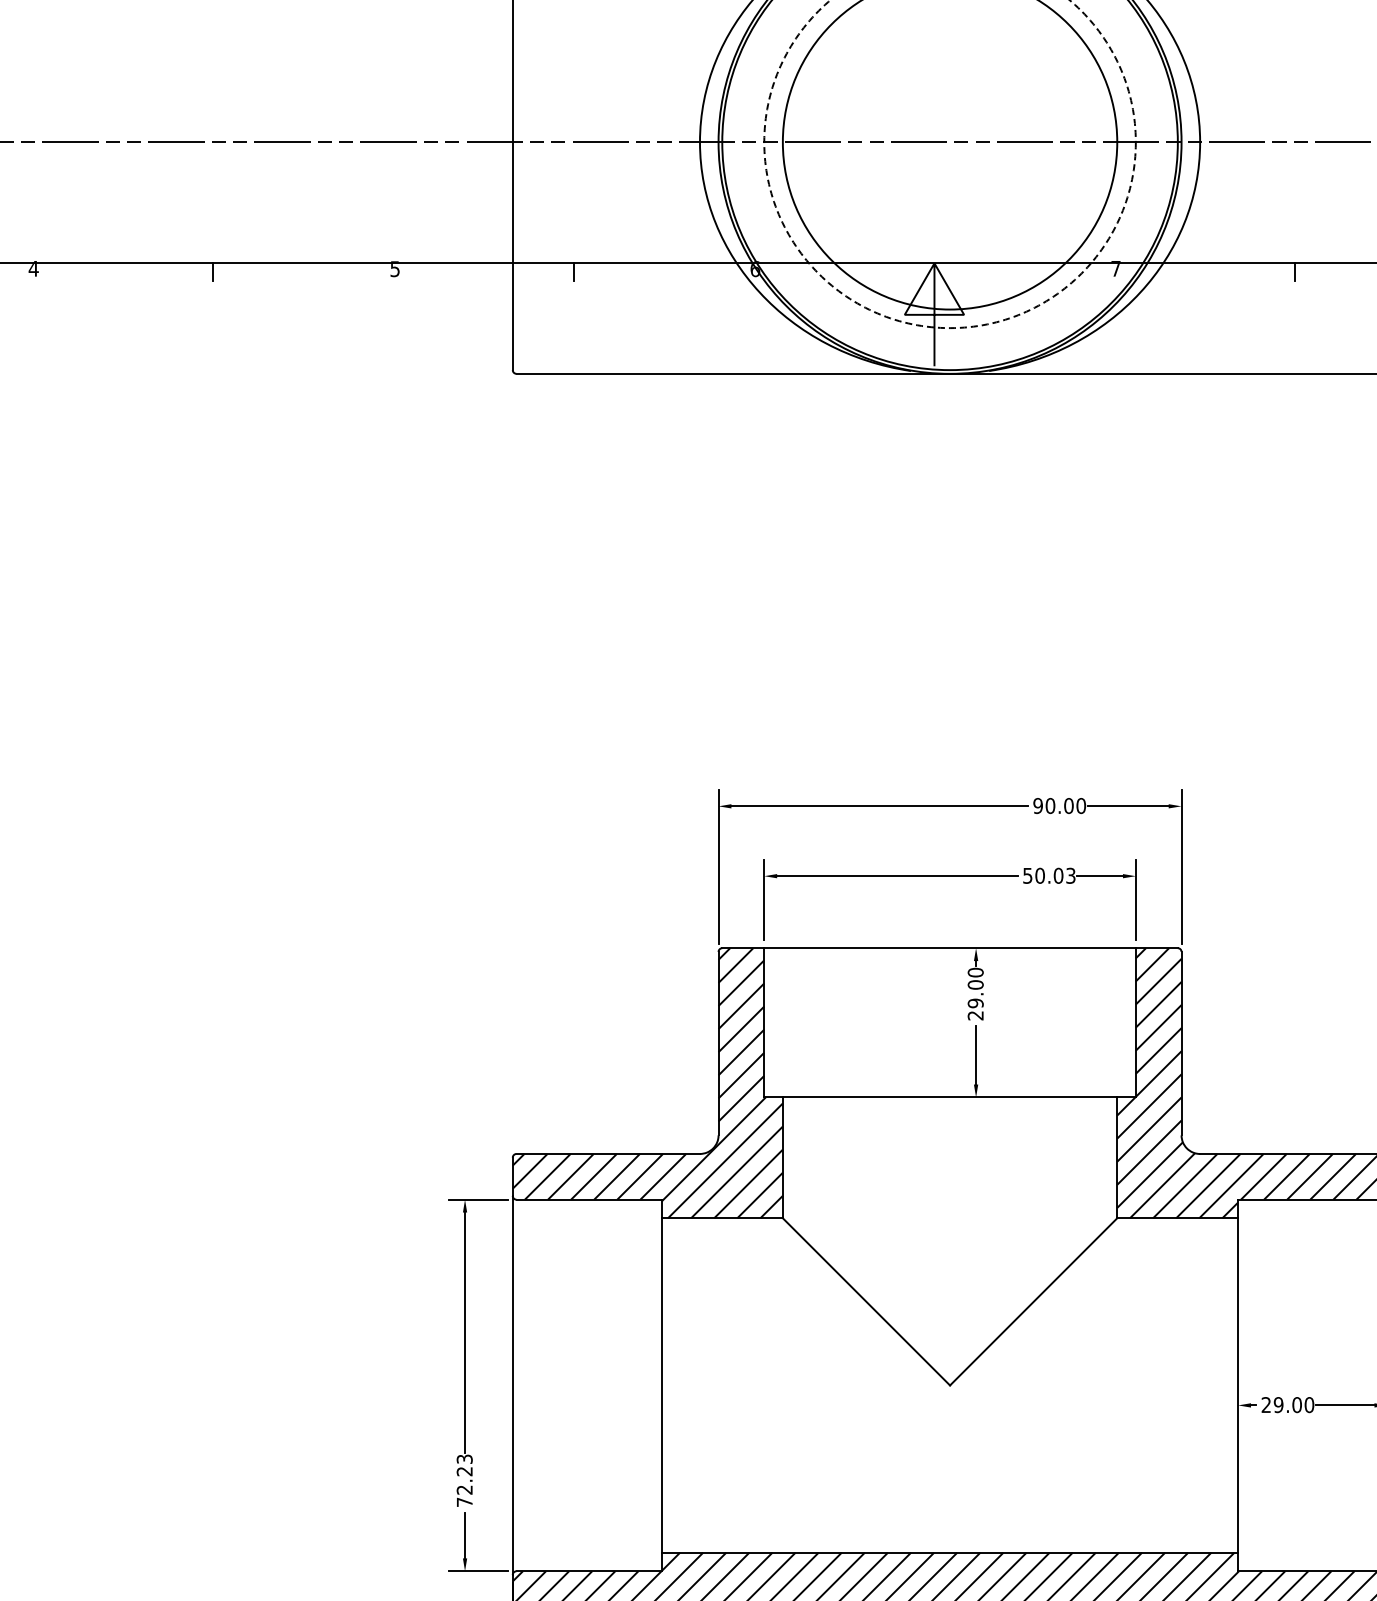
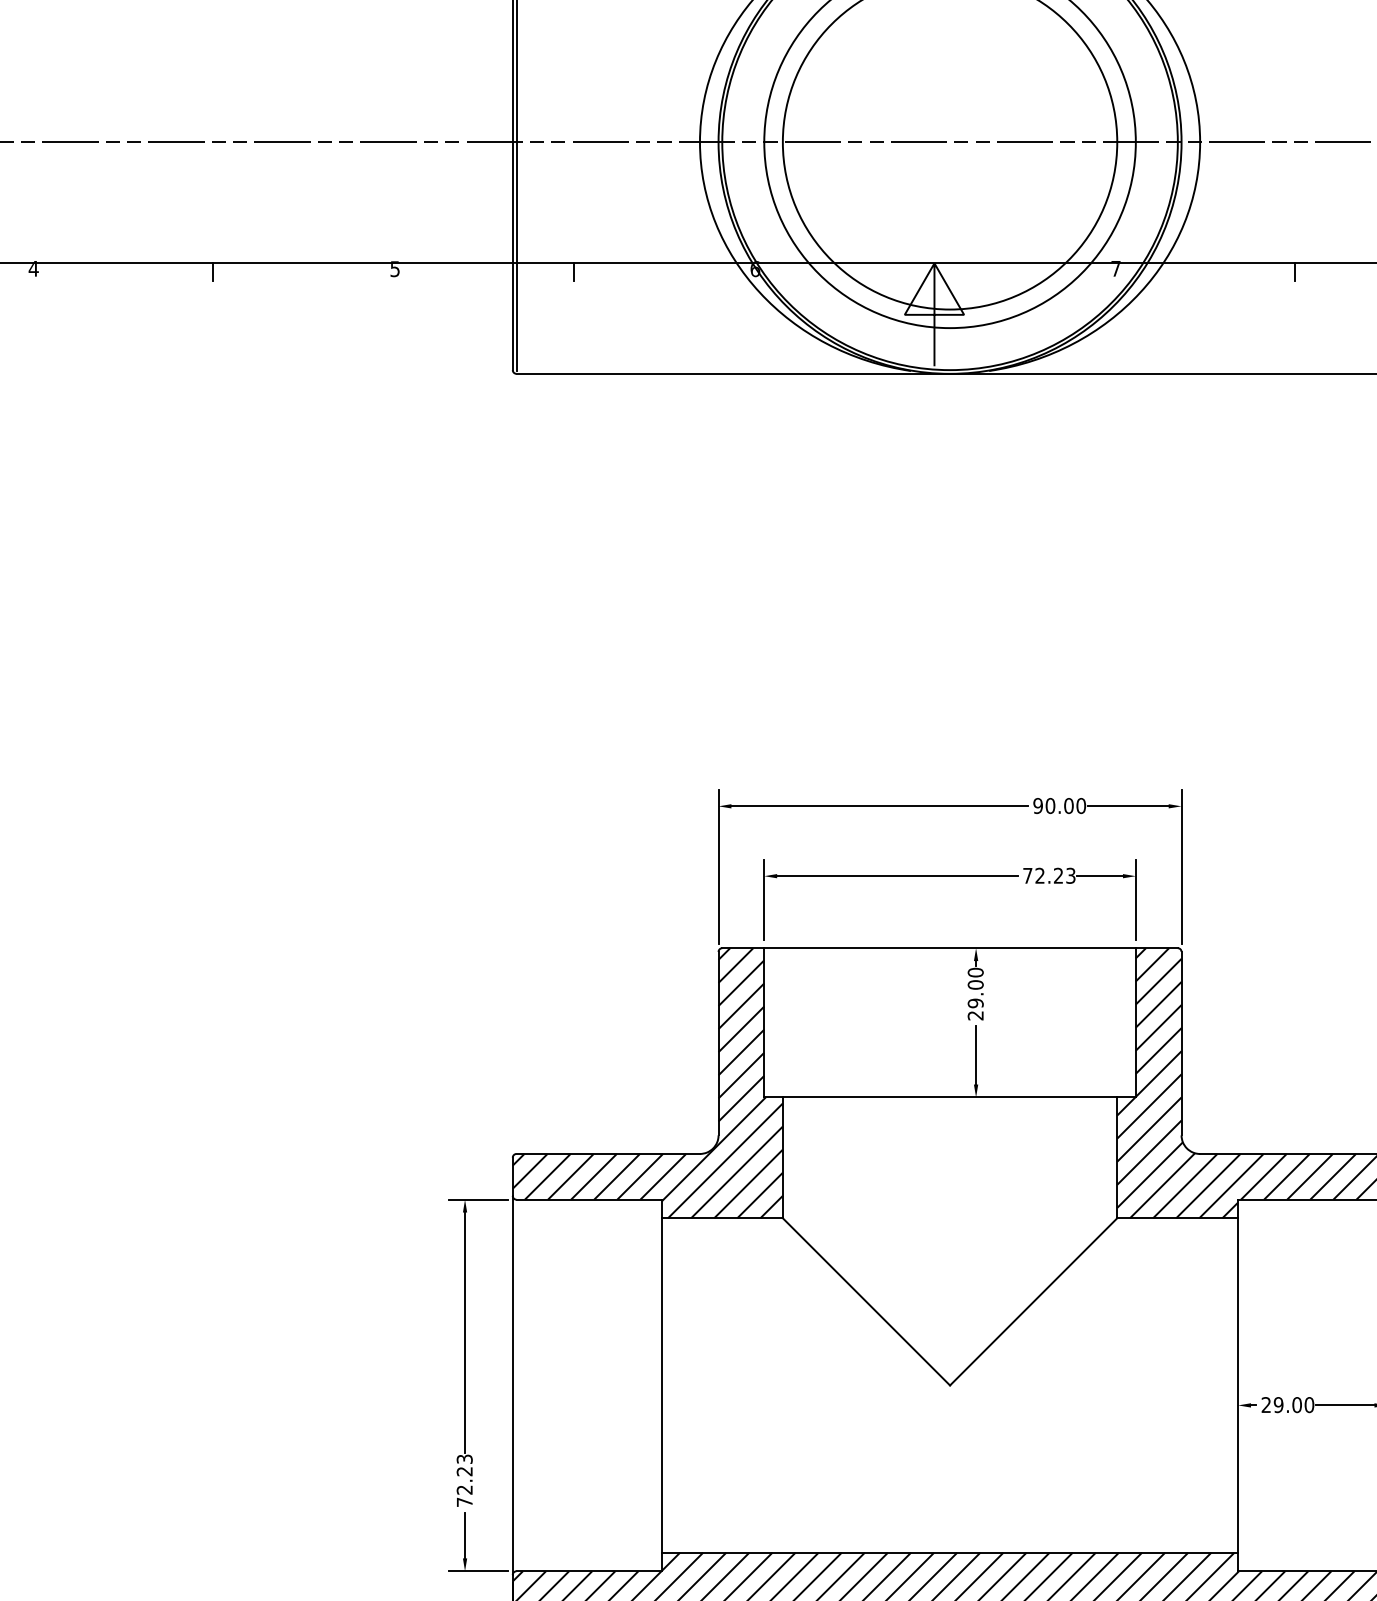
circle: dashed -> solid (949, 164)
line: none -> present (516, 186)
text: 50.03 -> 72.23 (1043, 875)
